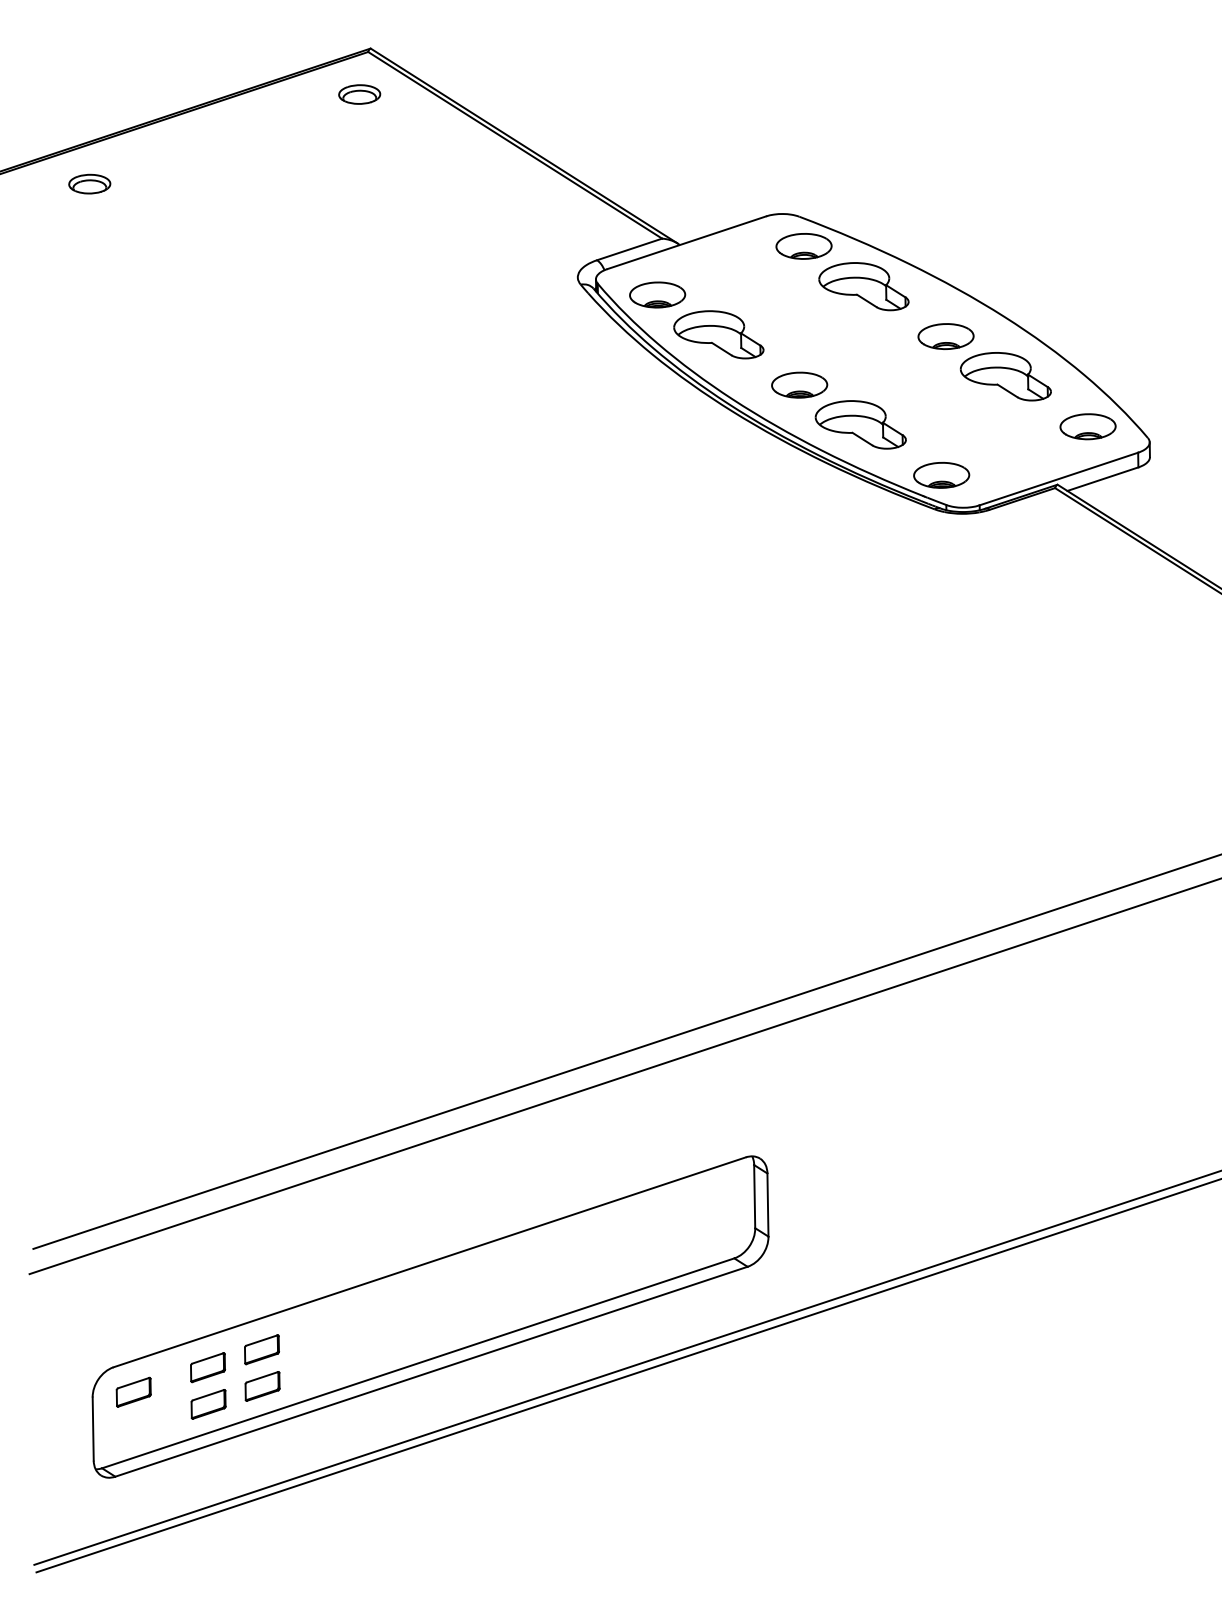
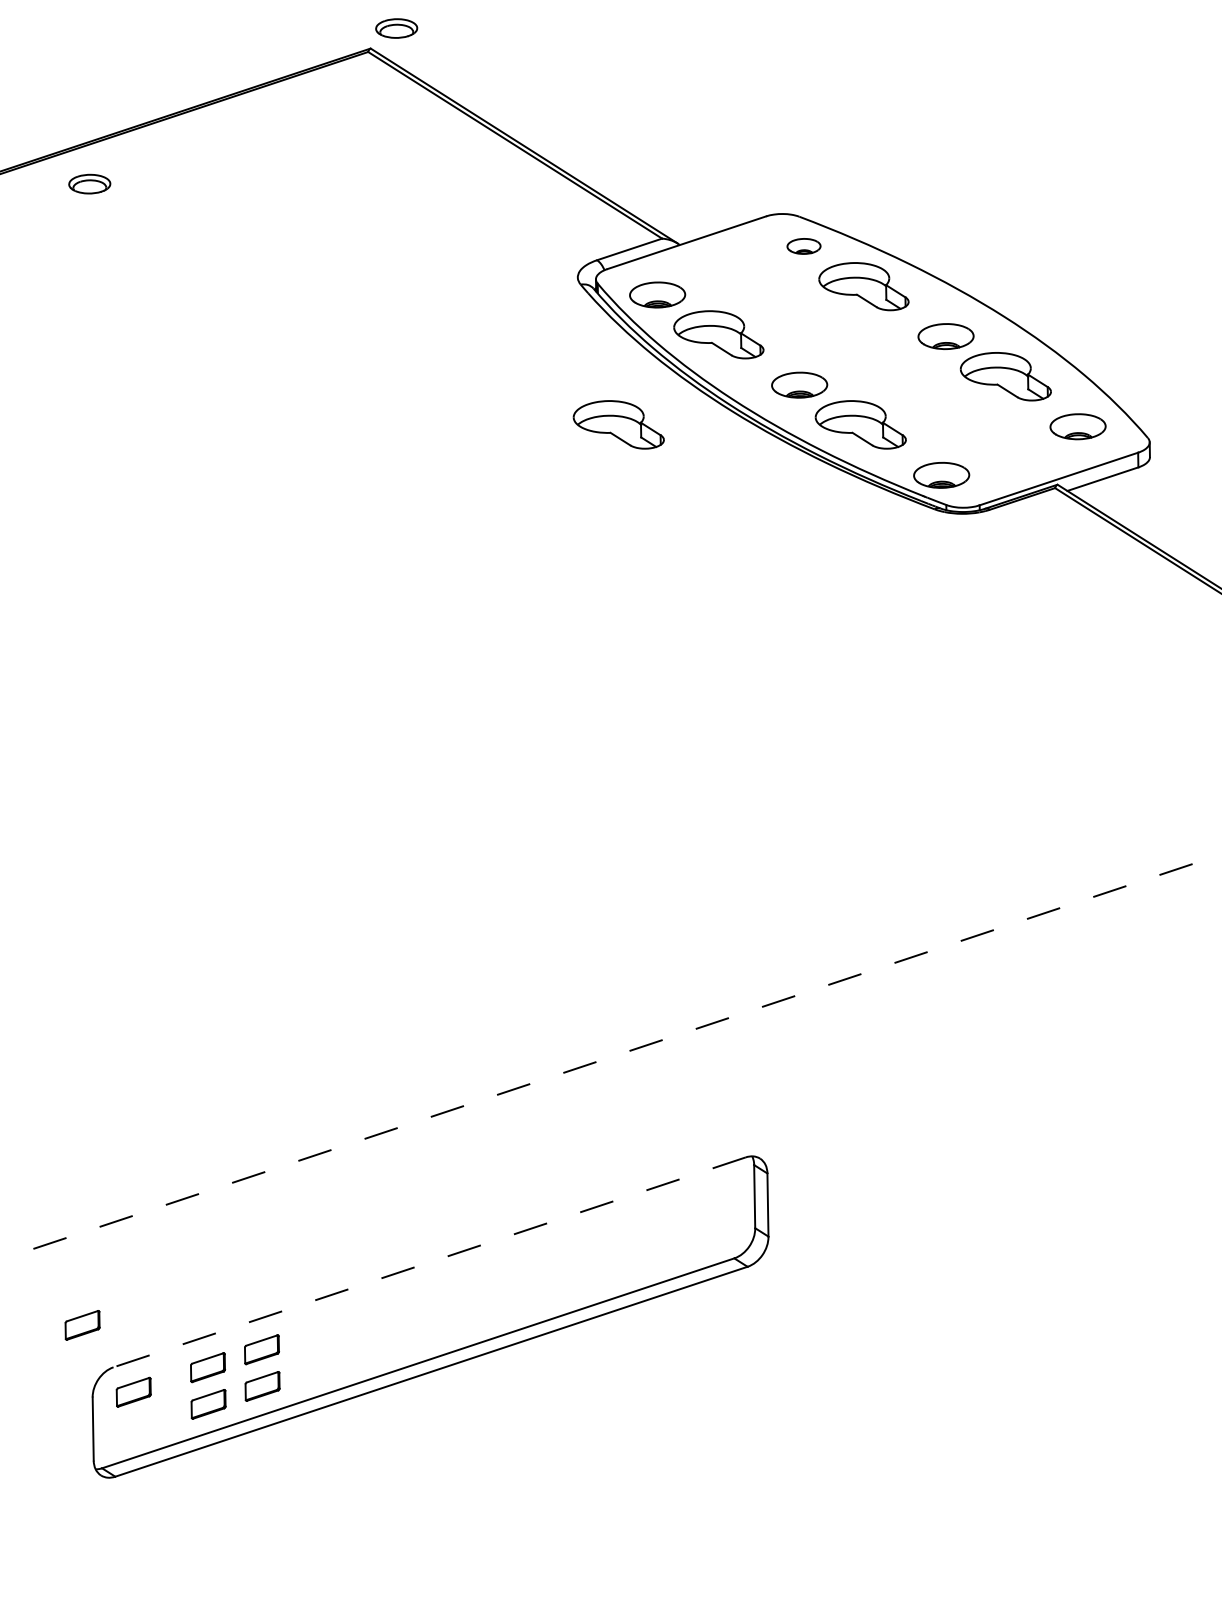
part position: (359, 94) -> (396, 28) (396, 28)
part size: 58x27 px -> 36x17 px (803, 246)
part: none -> present (618, 424)
part position: (1087, 426) -> (1077, 426) (1077, 426)
line: solid -> dashed (627, 1051)
line: present -> none (623, 1076)
line: solid -> dashed (429, 1262)
part: none -> present (82, 1325)
line: present -> none (626, 1367)
line: present -> none (627, 1375)
